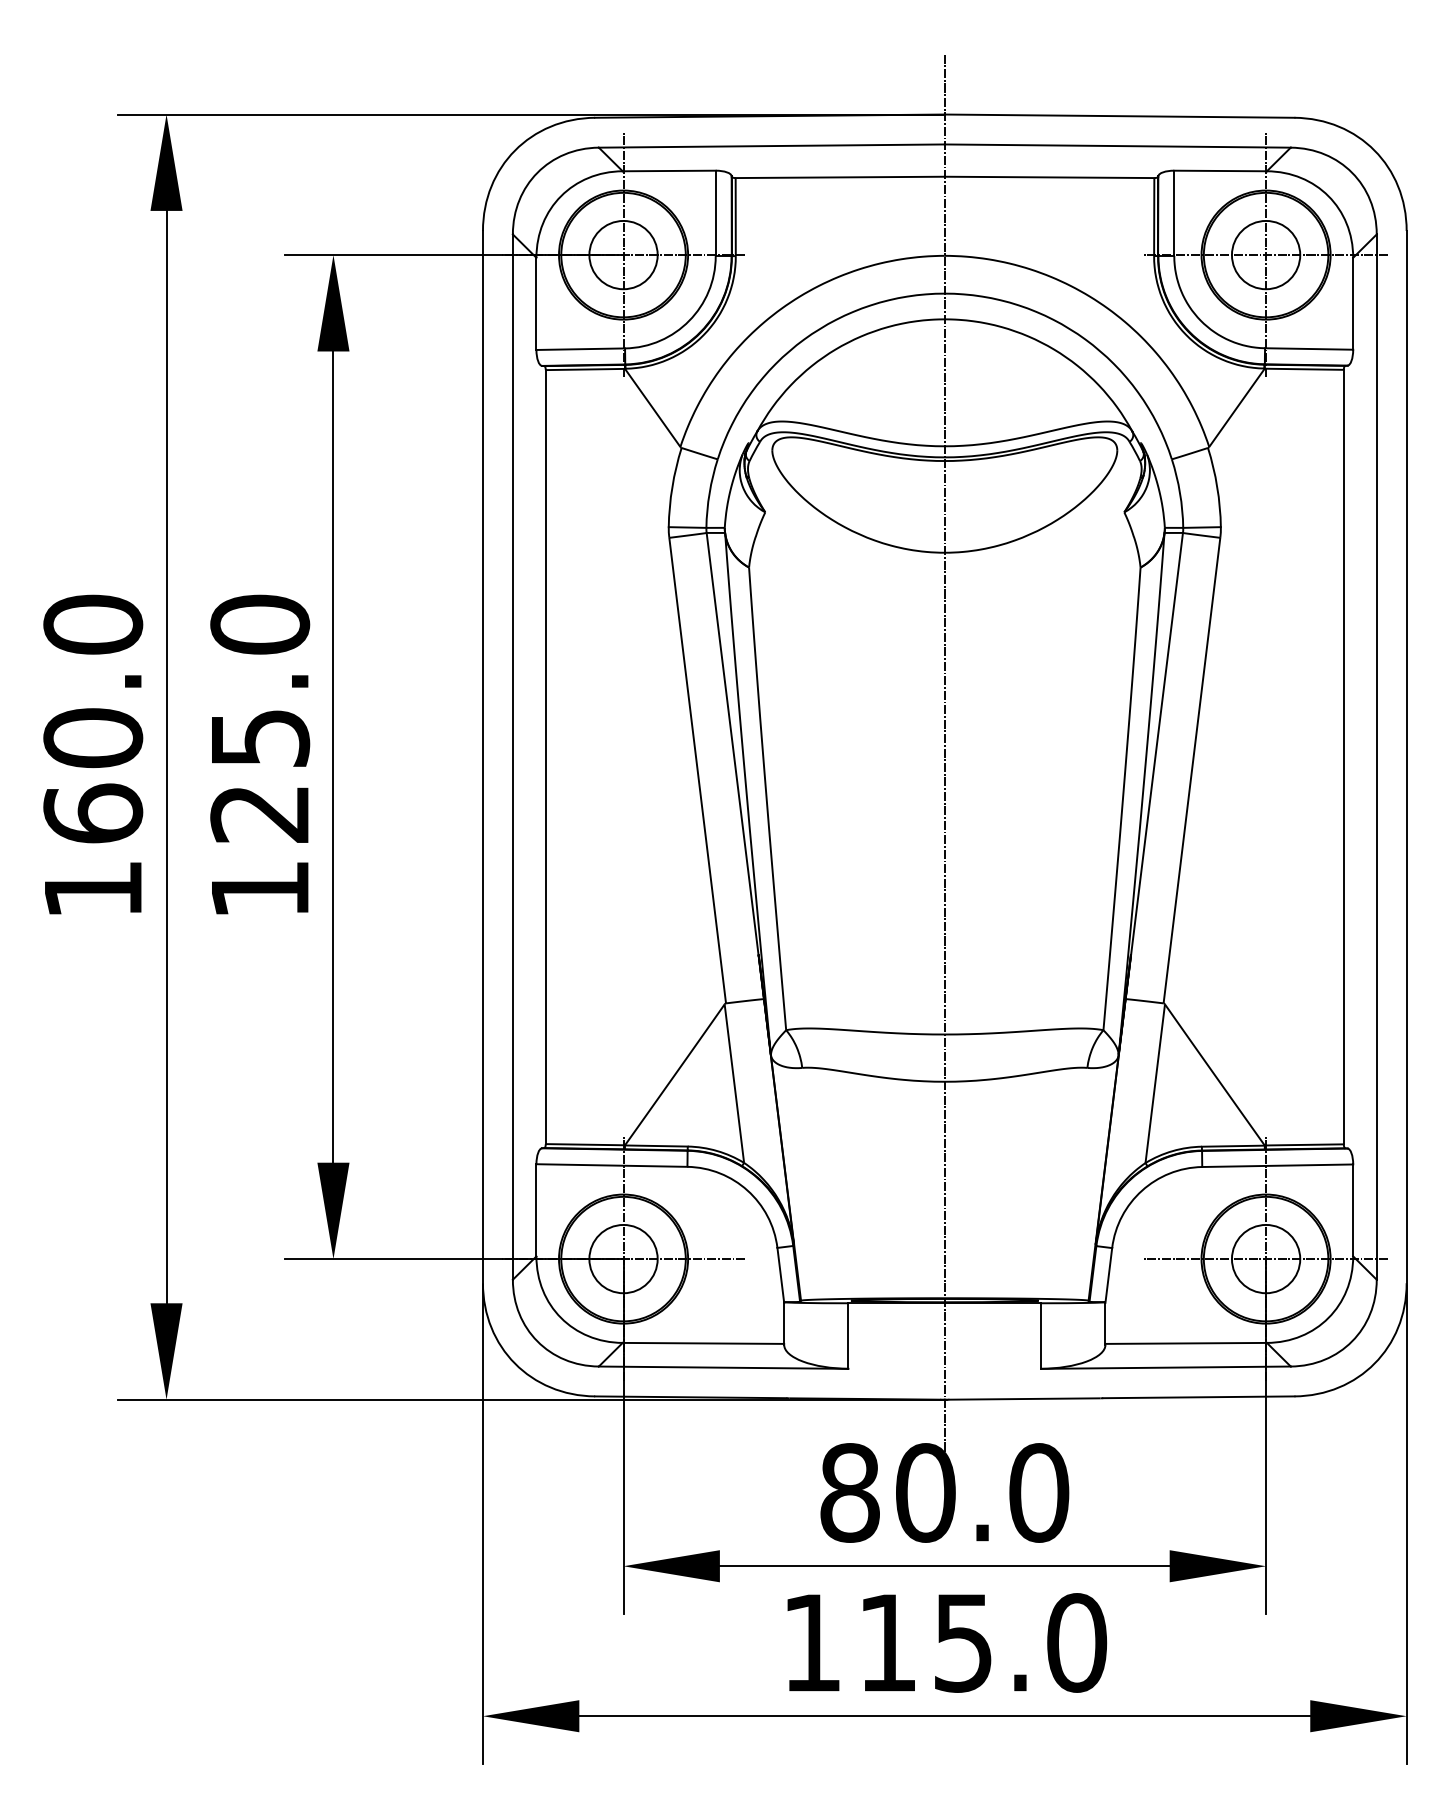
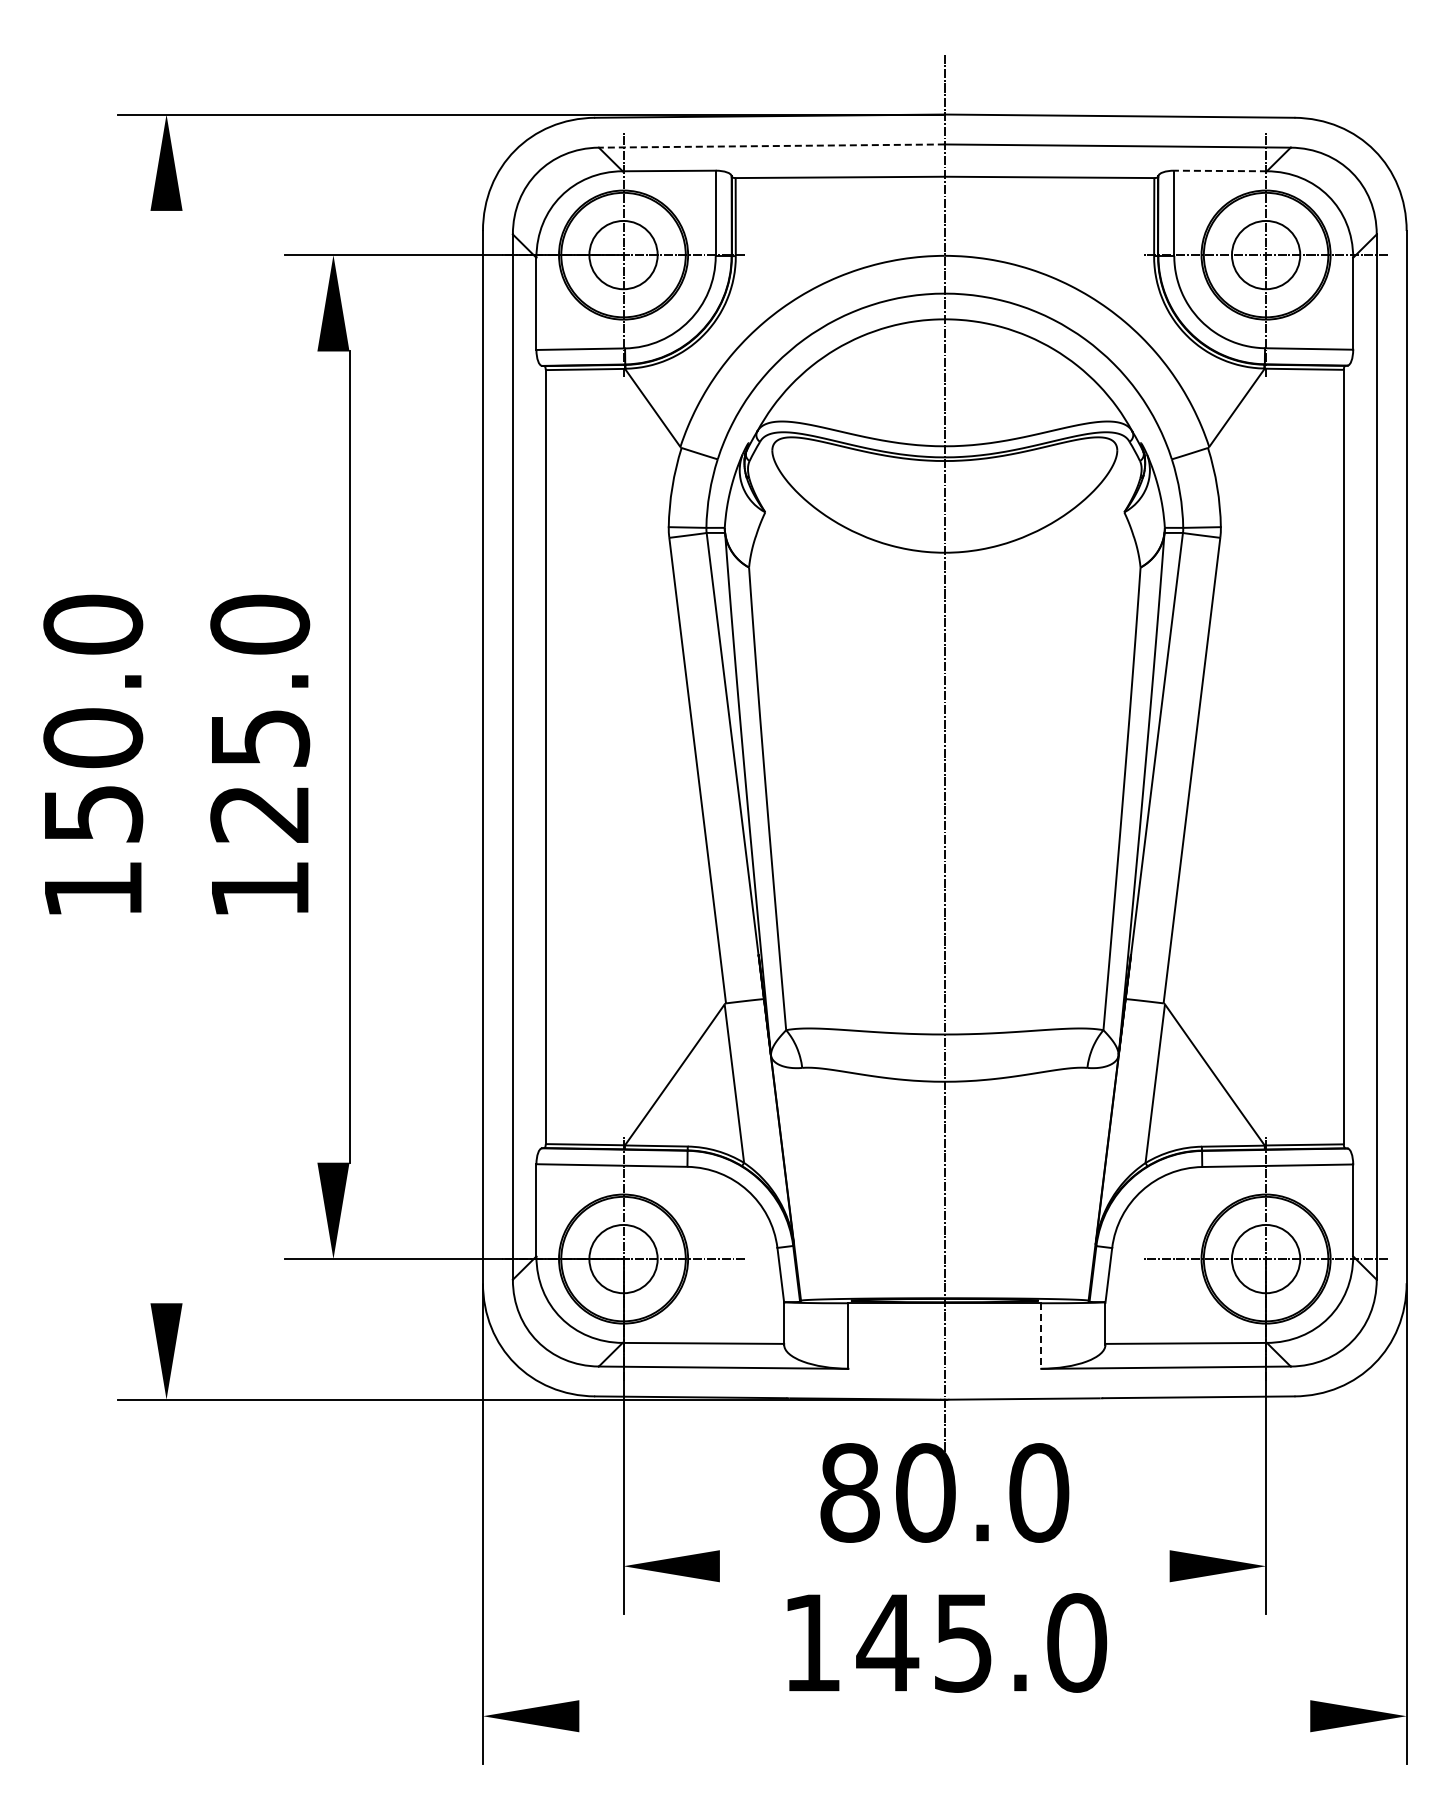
line: solid -> dashed (771, 146)
line: solid -> dashed (1220, 170)
line: present -> none (166, 756)
line position: (333, 756) -> (350, 756) (350, 756)
text: 160.0 -> 150.0 (93, 813)
line: solid -> dashed (1041, 1336)
line: present -> none (944, 1566)
text: 115.0 -> 145.0 (887, 1642)
line: present -> none (944, 1716)
